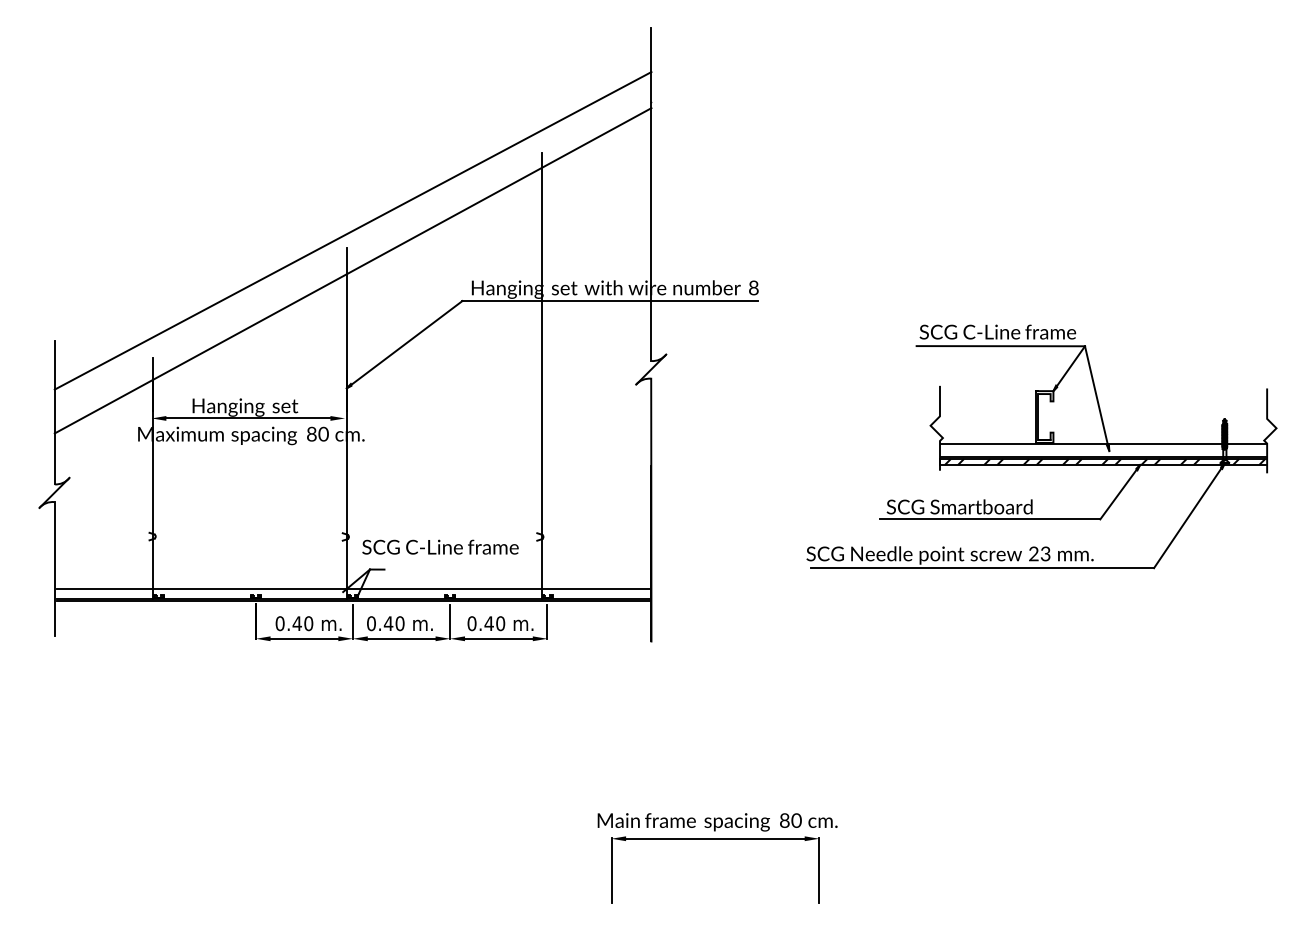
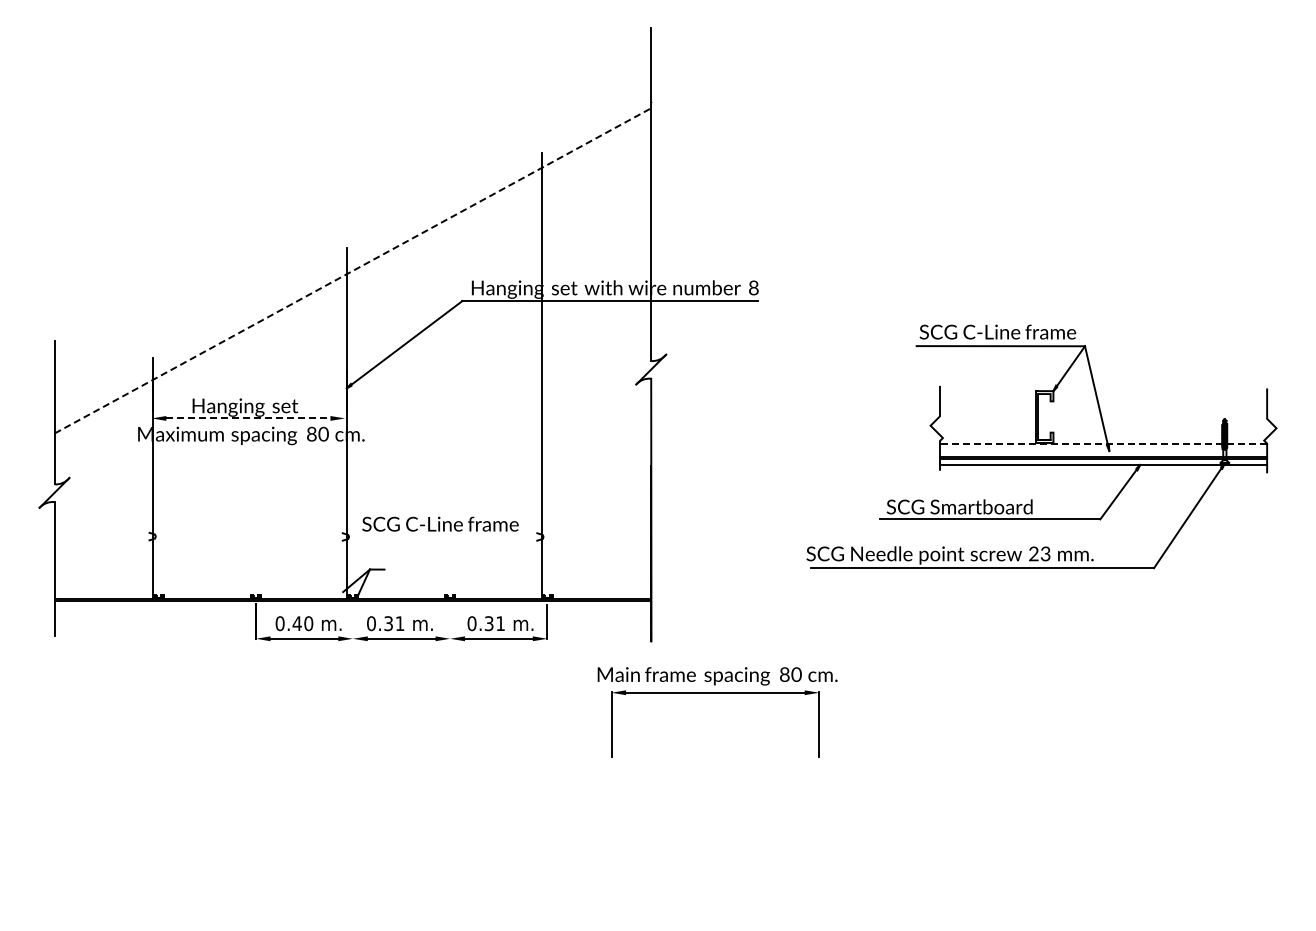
line: present -> none (352, 230)
line: solid -> dashed (353, 270)
line: solid -> dashed (248, 418)
line: solid -> dashed (1103, 444)
hatch: present -> none (1105, 461)
text position: (440, 546) -> (440, 523) (440, 523)
line: present -> none (353, 589)
line: present -> none (352, 621)
line: present -> none (450, 621)
text: 0.40 -> 0.31 (393, 623)
text: 0.40 -> 0.31 (494, 623)
part position: (717, 839) -> (717, 693) (717, 693)
